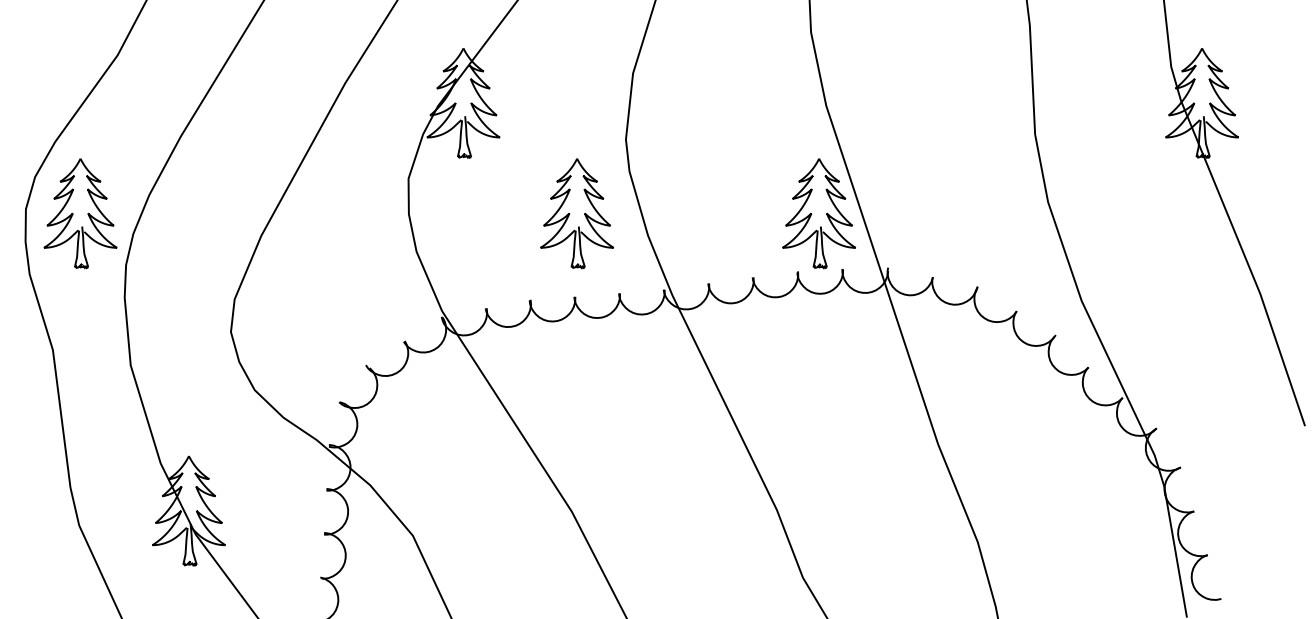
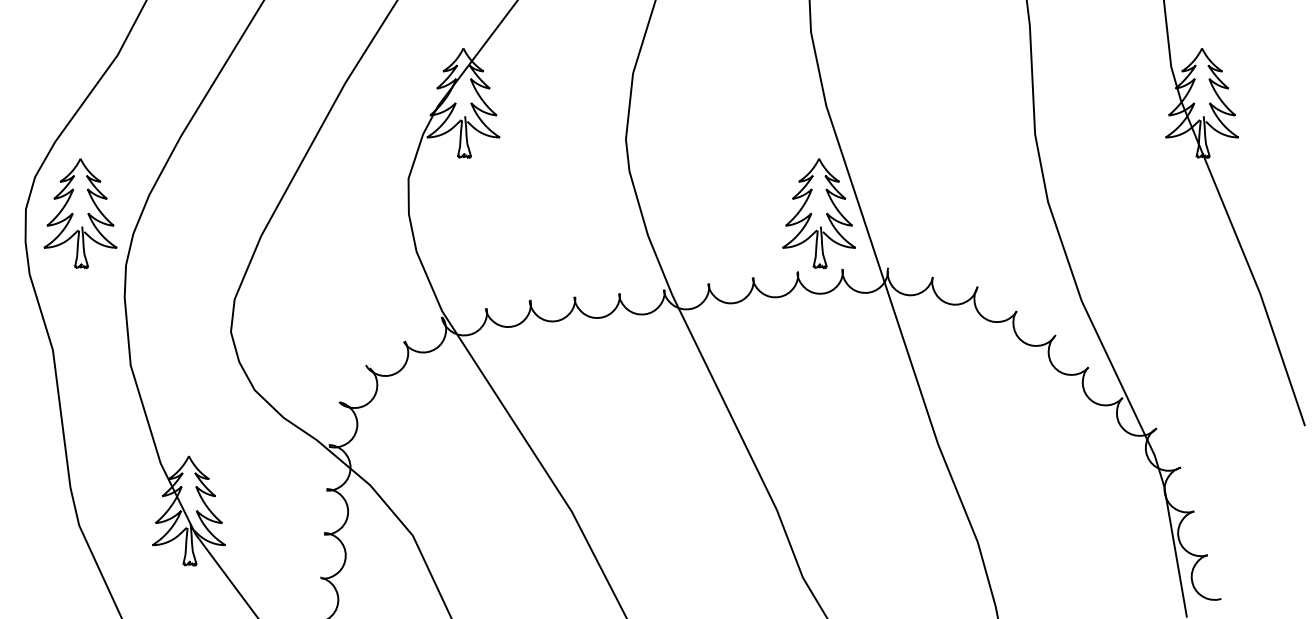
part: present -> none (576, 213)
